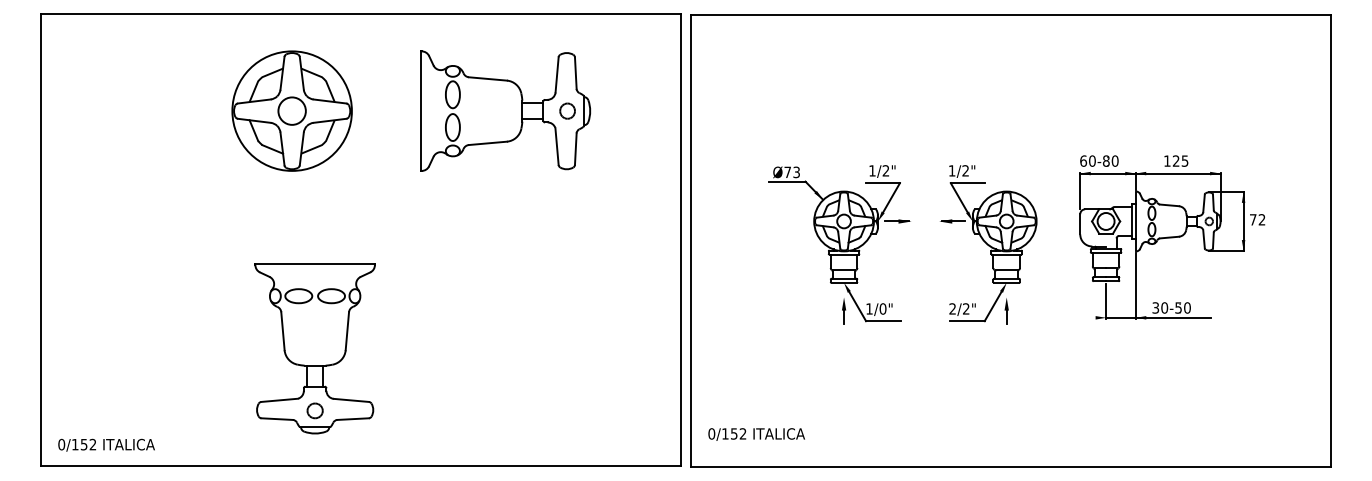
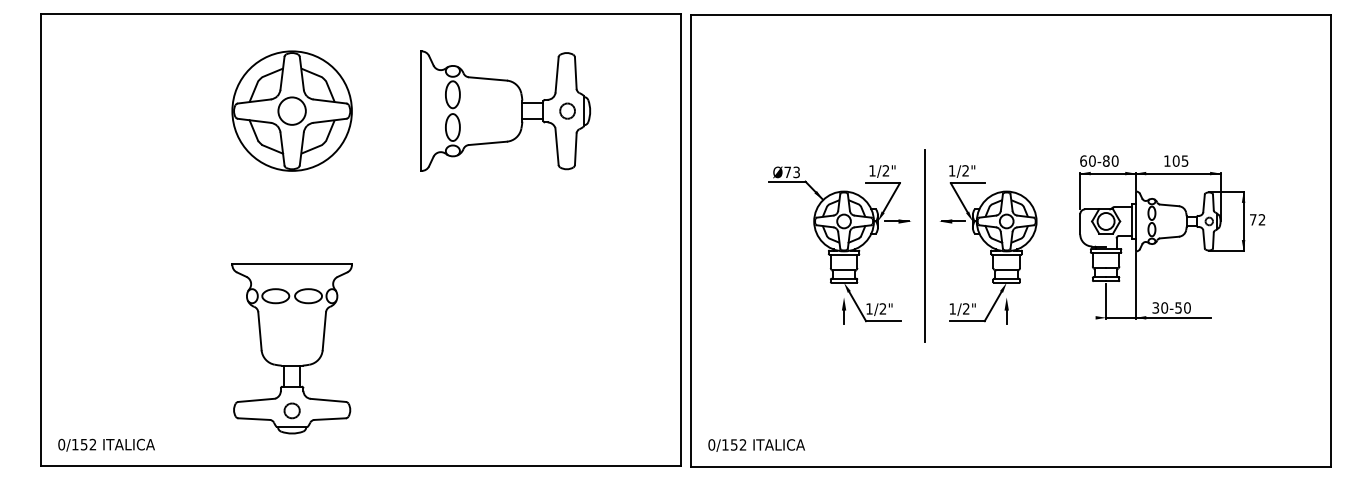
text: 125 -> 105 (1175, 160)
line: none -> present (925, 246)
text: 1/0" -> 1/2" (882, 308)
text: 2/2" -> 1/2" (952, 308)
part position: (314, 348) -> (291, 348) (291, 348)
text position: (756, 434) -> (756, 445) (756, 445)
